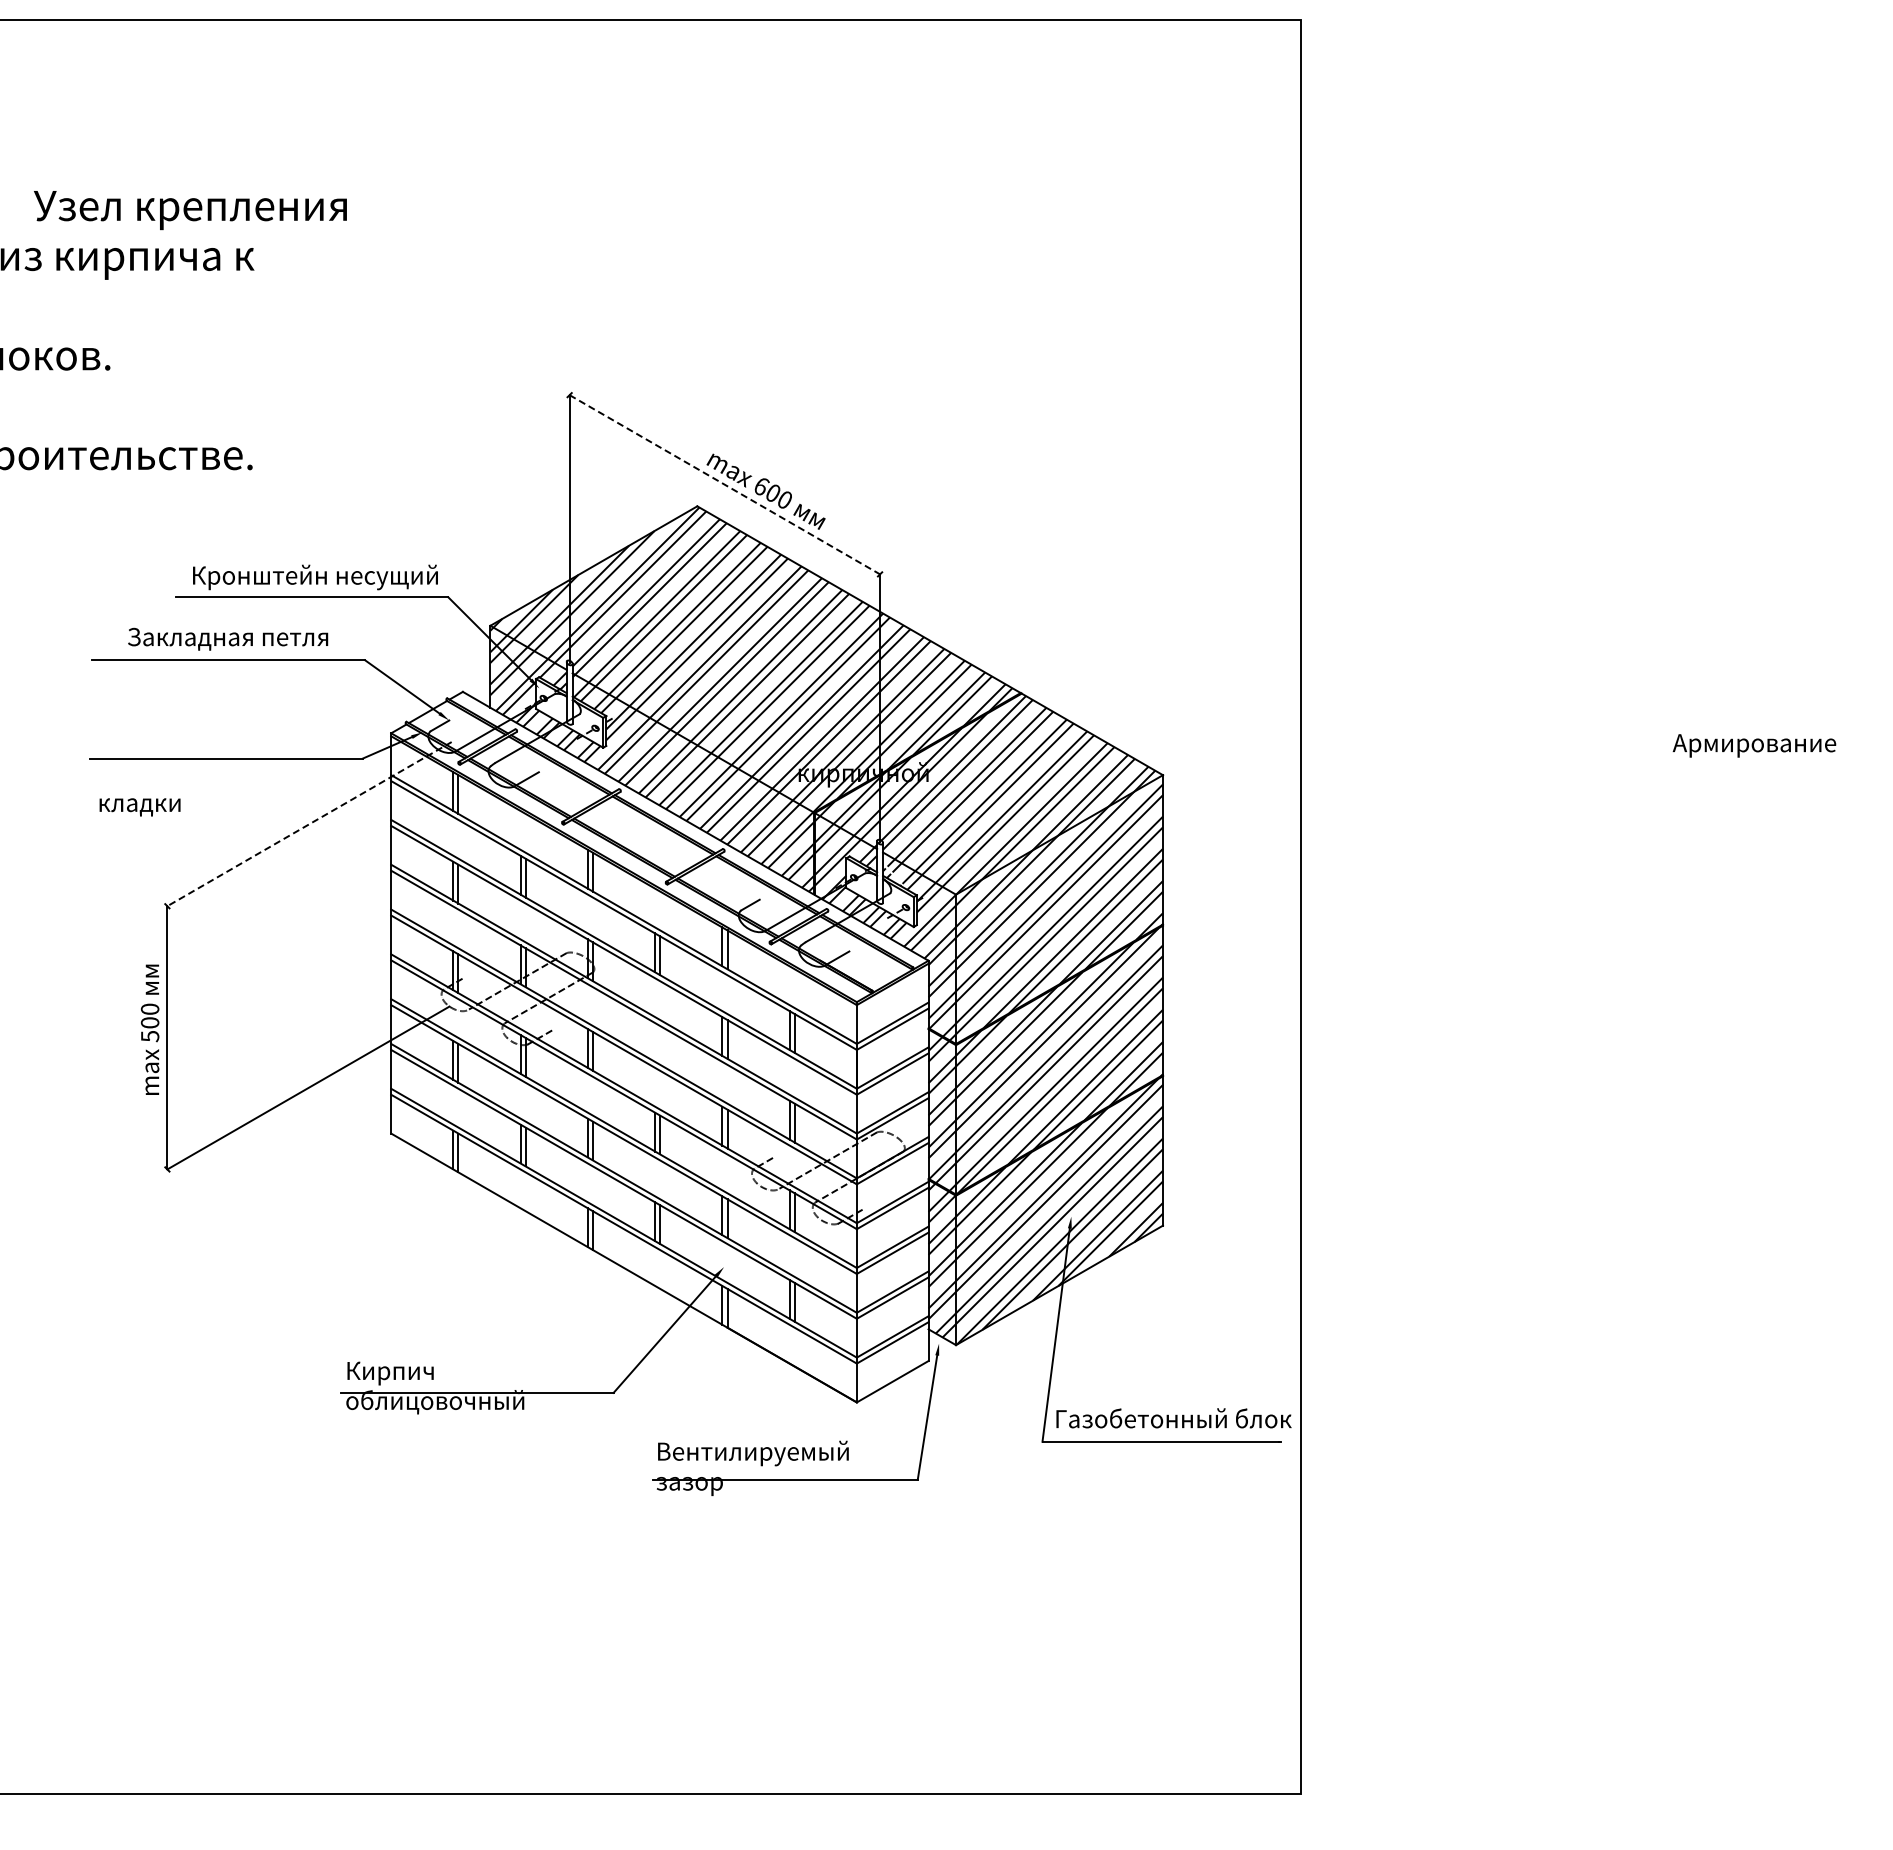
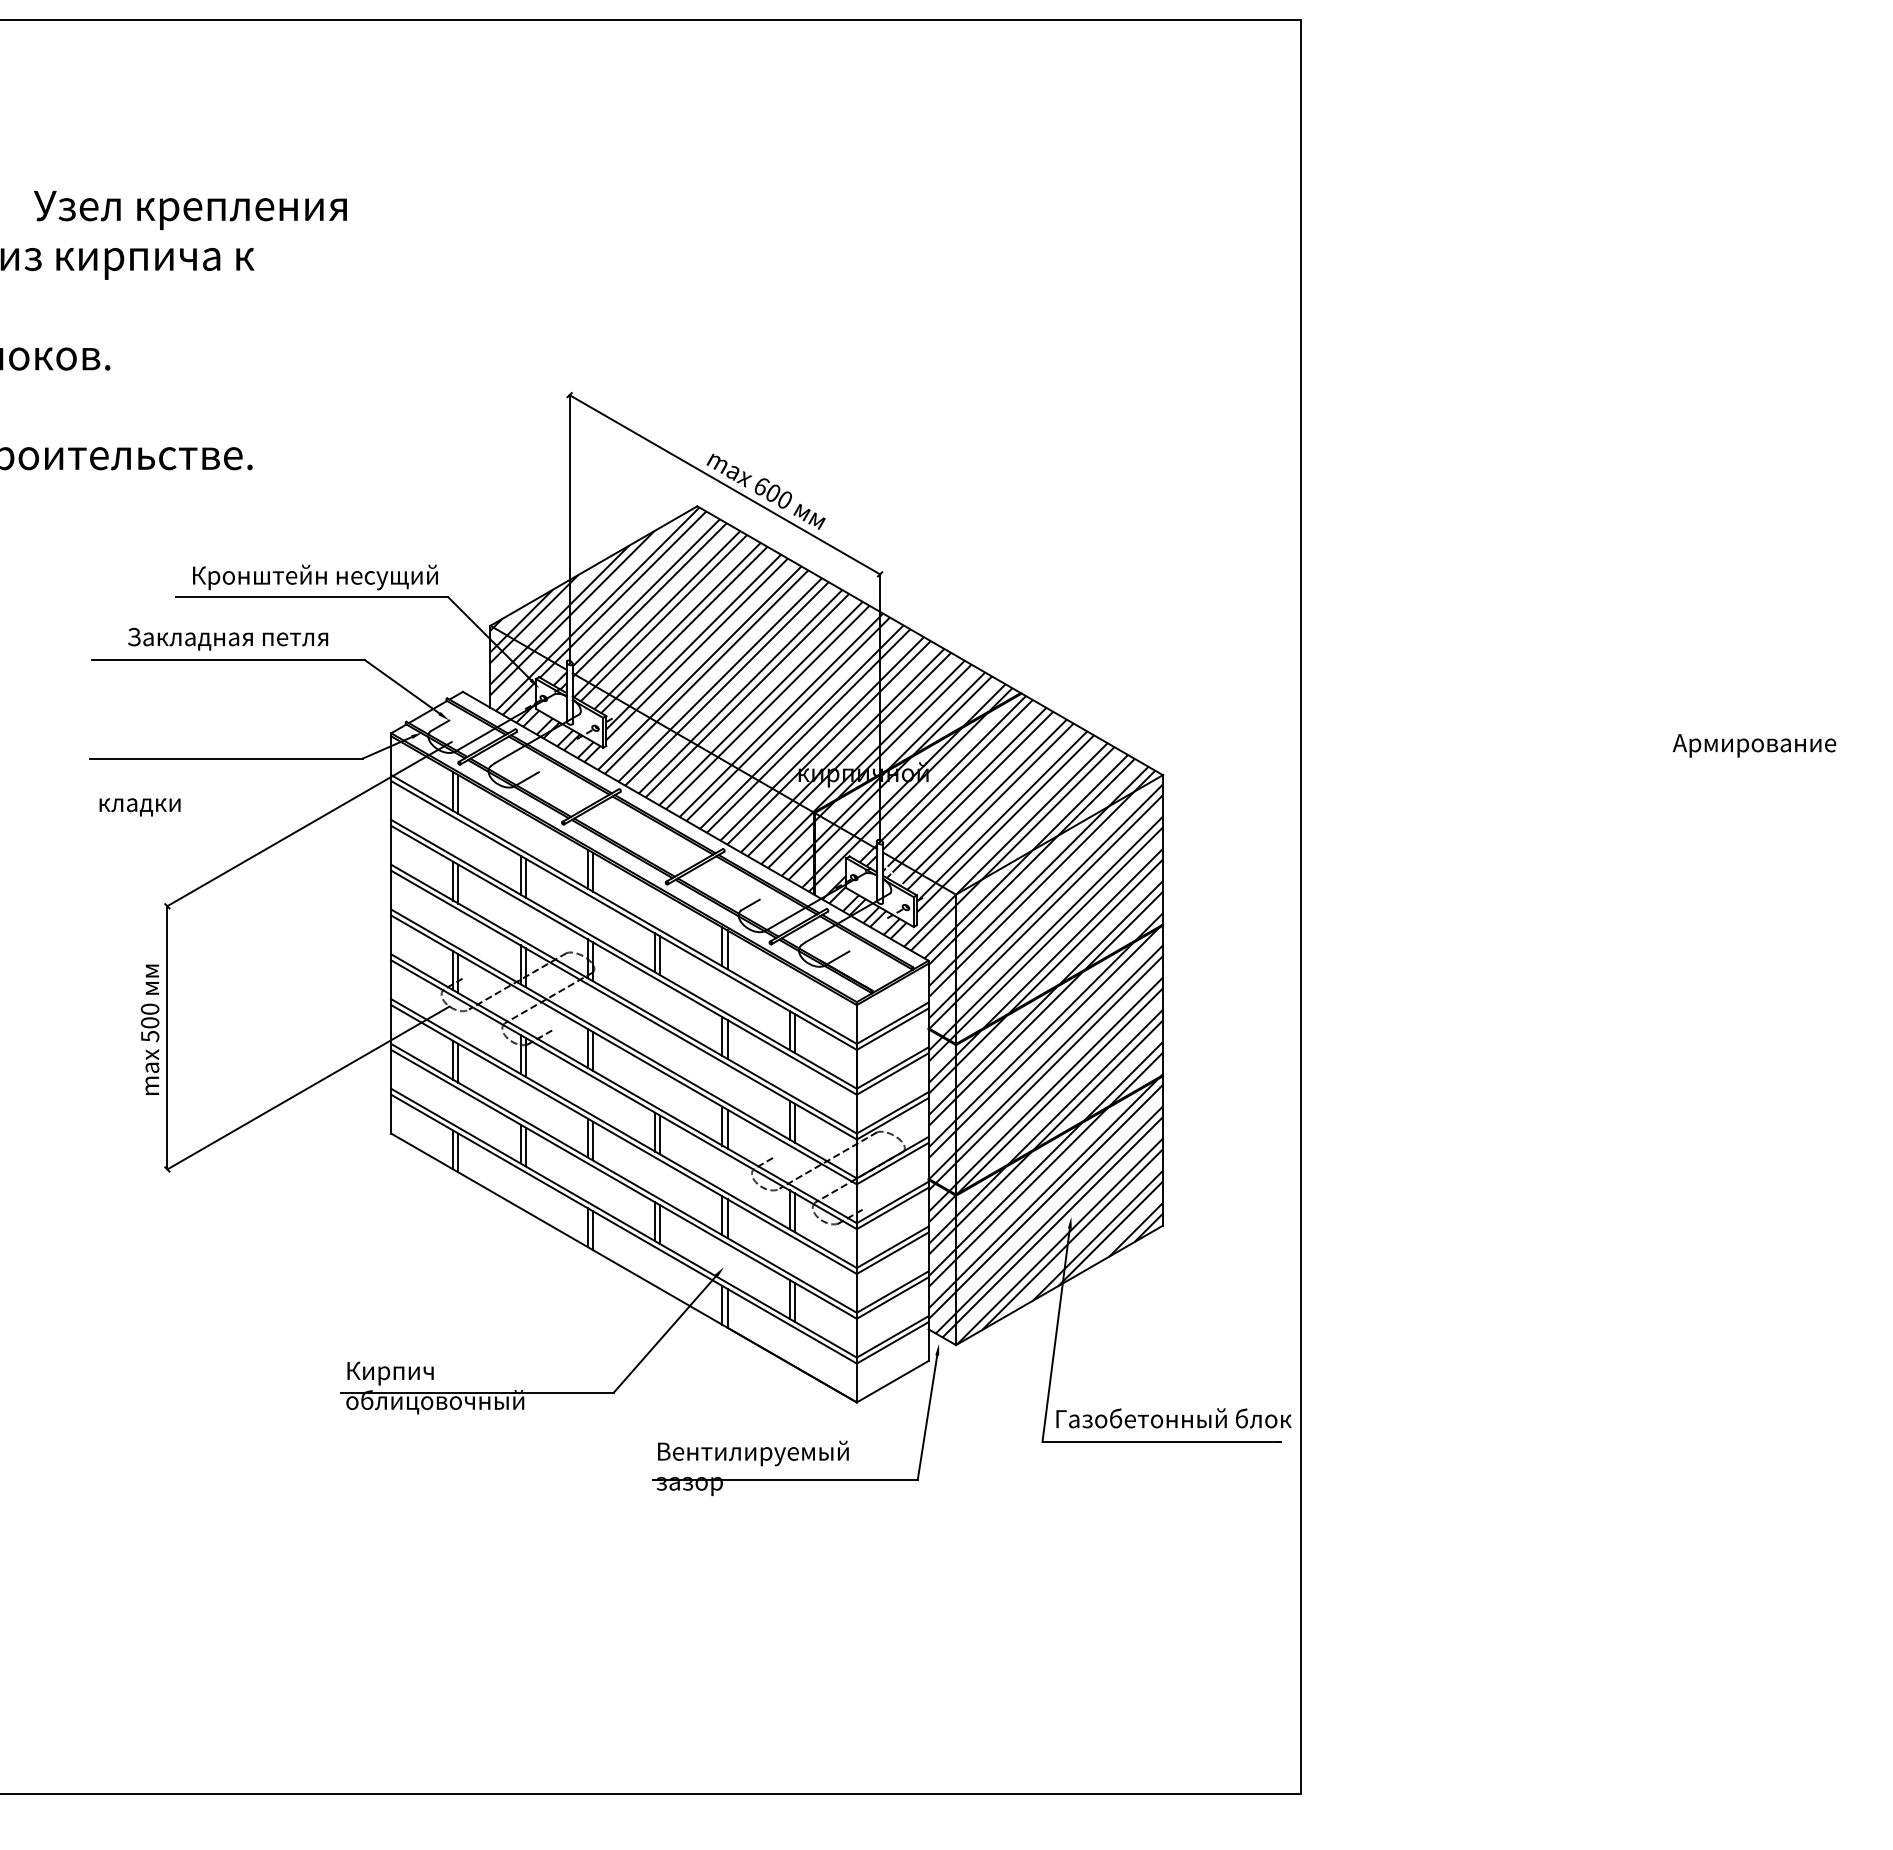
line: dashed -> solid (725, 485)
line: dashed -> solid (309, 824)
